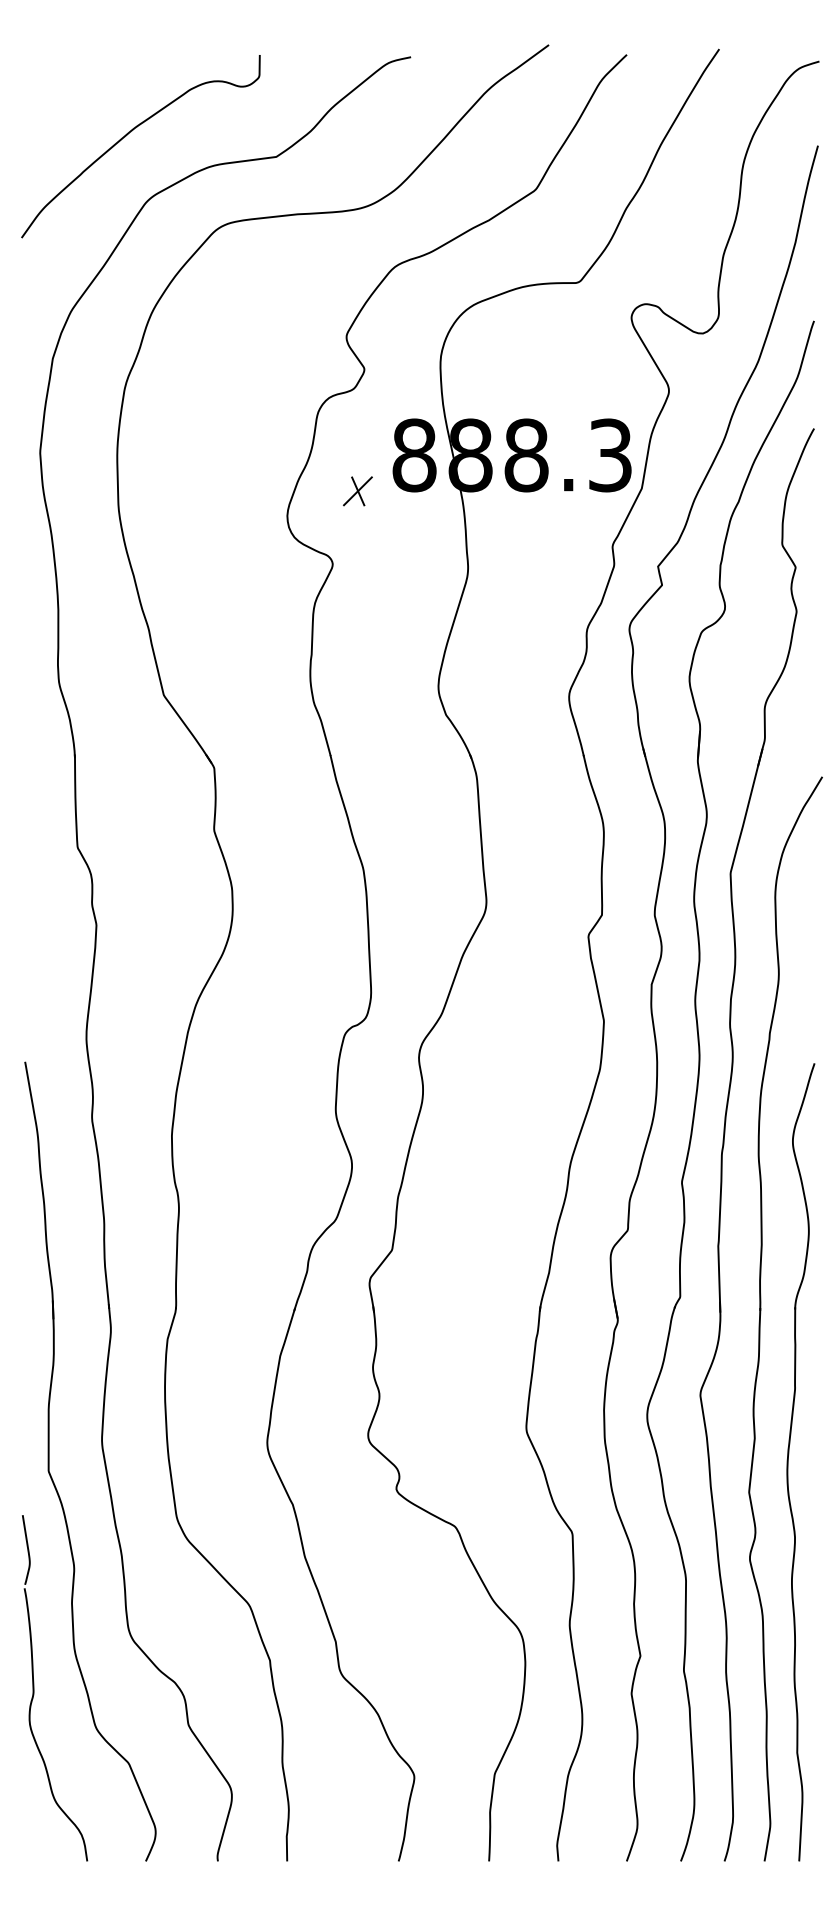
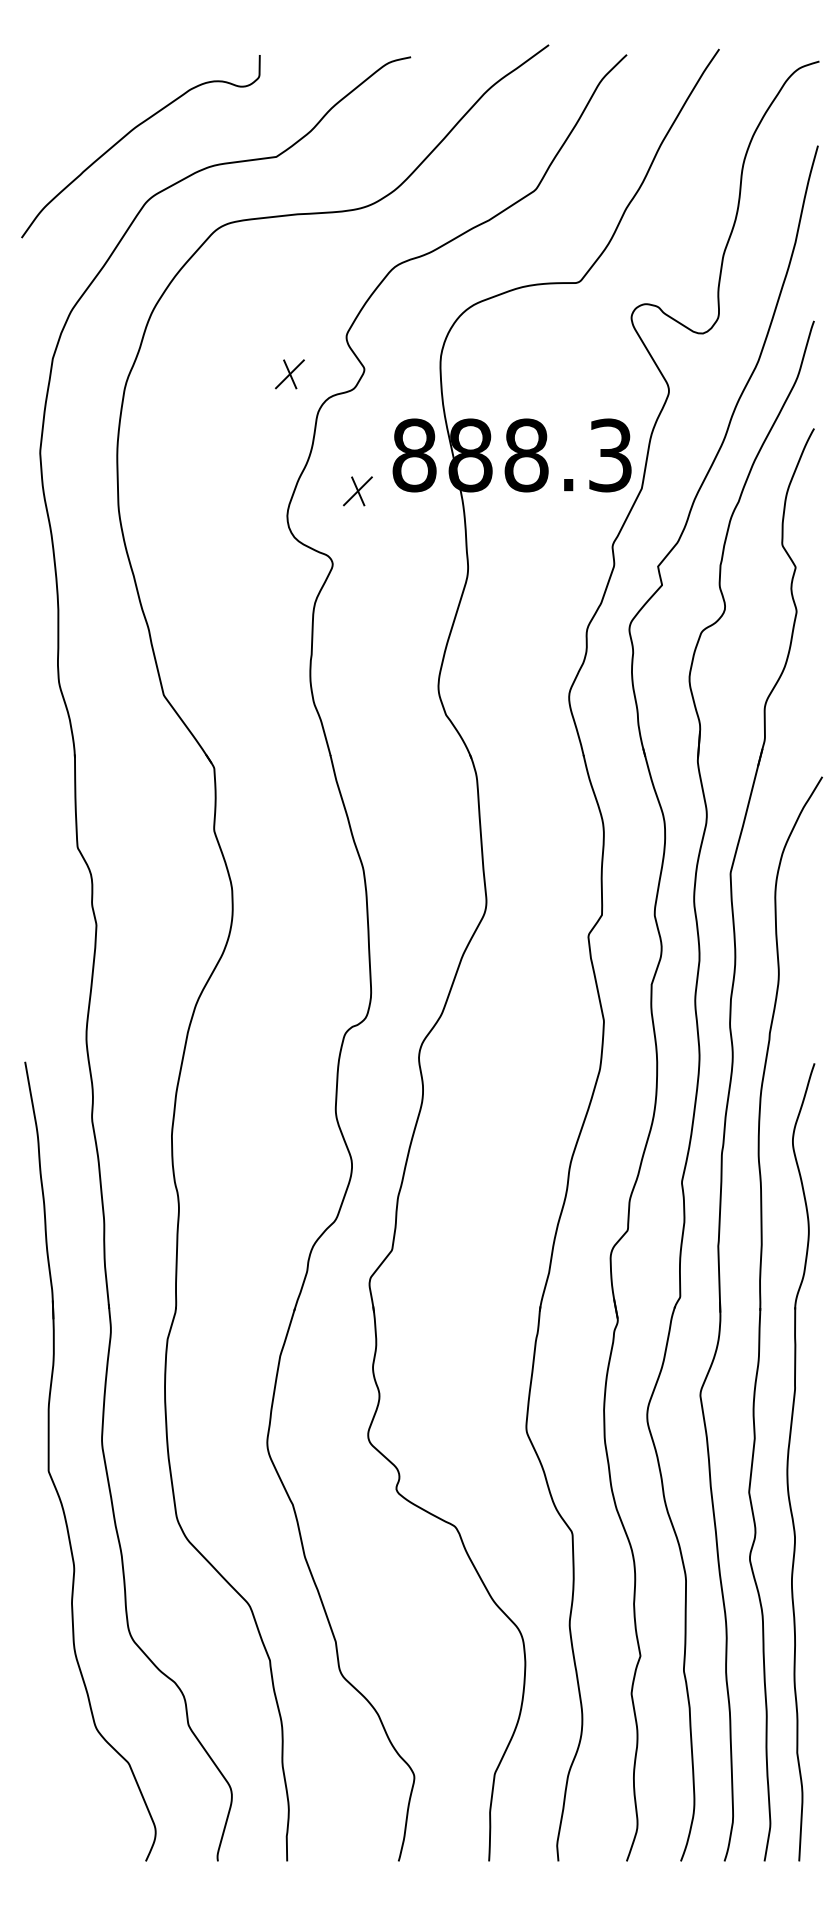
part: none -> present (289, 374)
part: present -> none (34, 1688)
